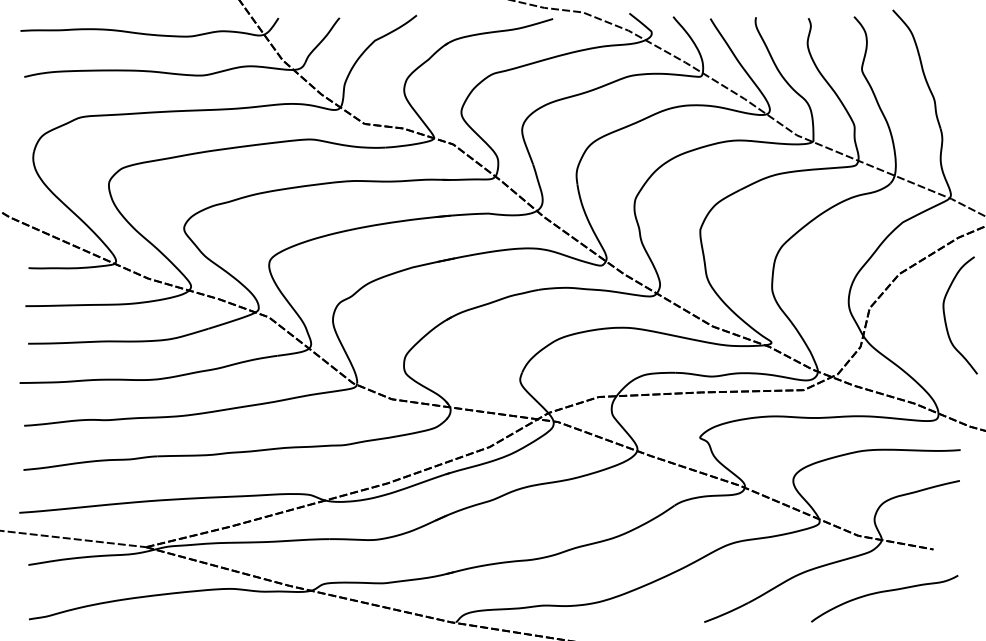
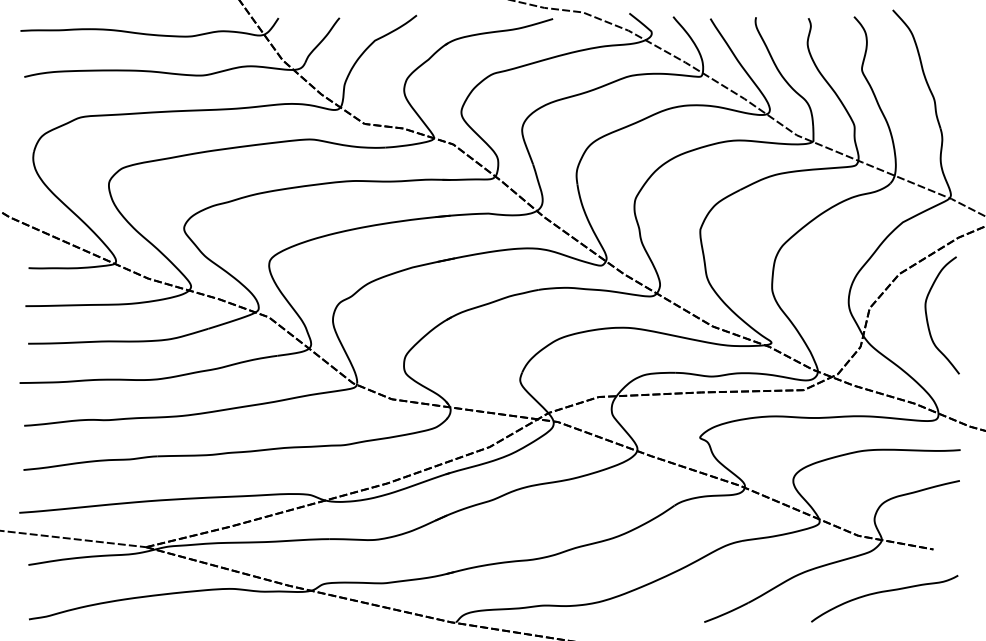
curve position: (946, 320) -> (928, 320) (928, 320)
